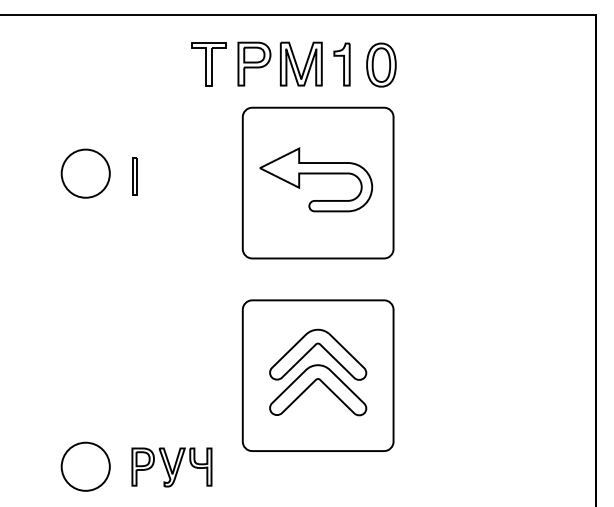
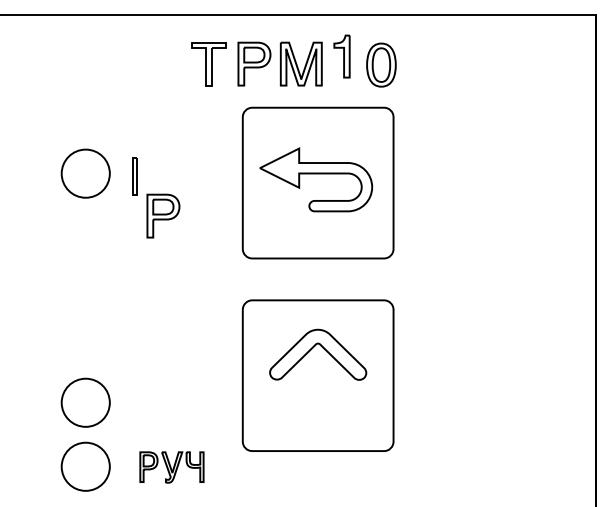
part position: (341, 64) -> (341, 56) (341, 56)
part: none -> present (163, 215)
part: present -> none (323, 384)
part: none -> present (85, 402)
part size: 82x41 px -> 66x33 px (171, 467)
